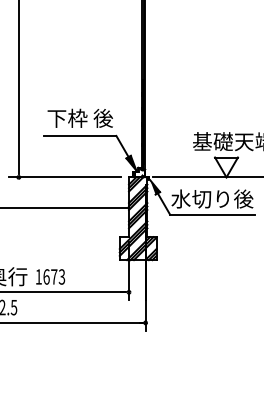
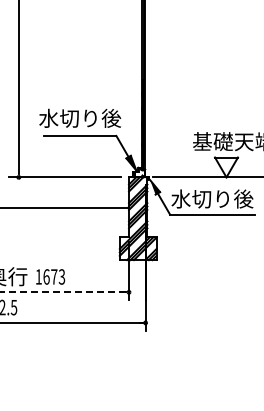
text: 下枠 後 -> 水切り後 (80, 117)
line: solid -> dashed (63, 292)
